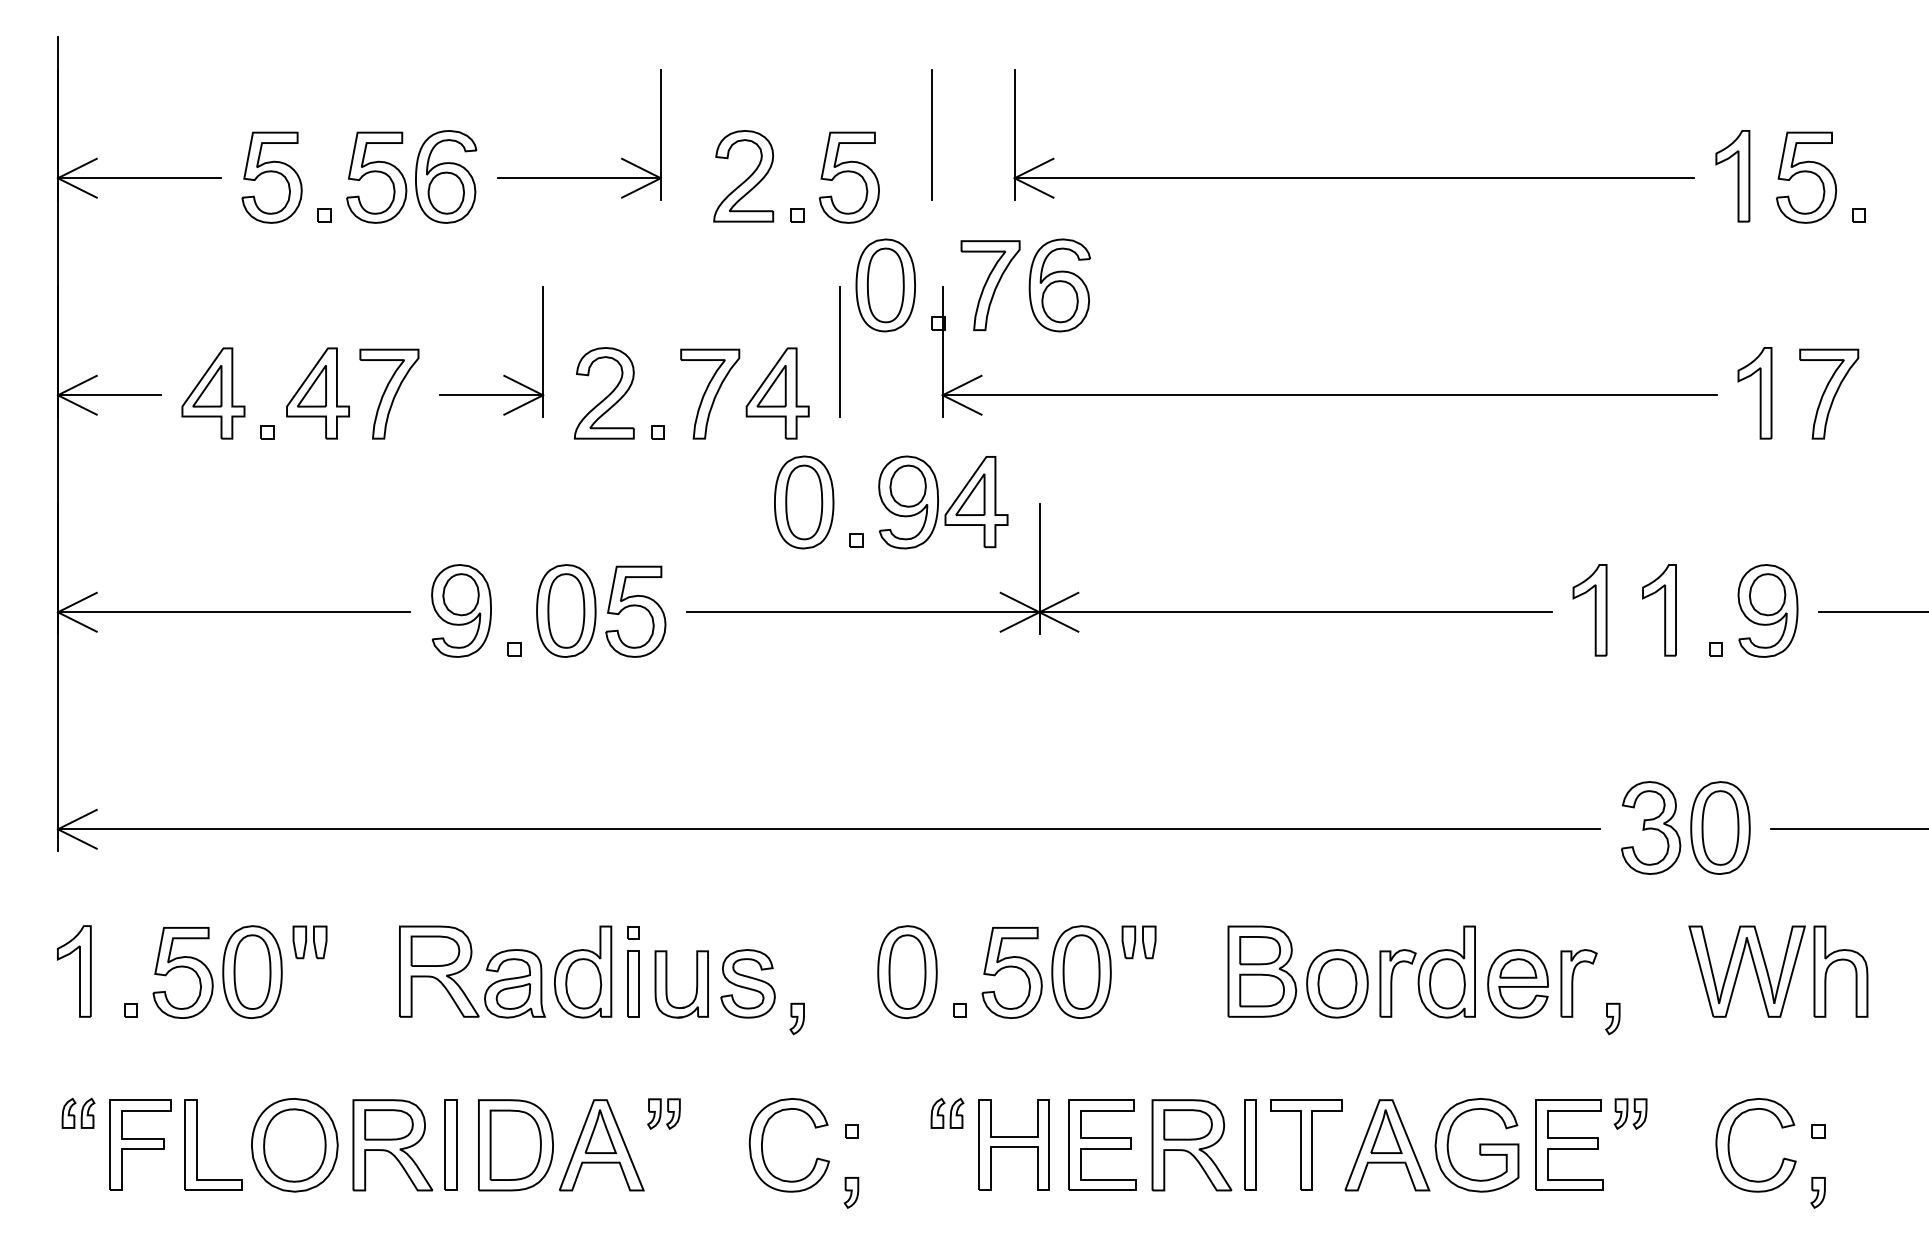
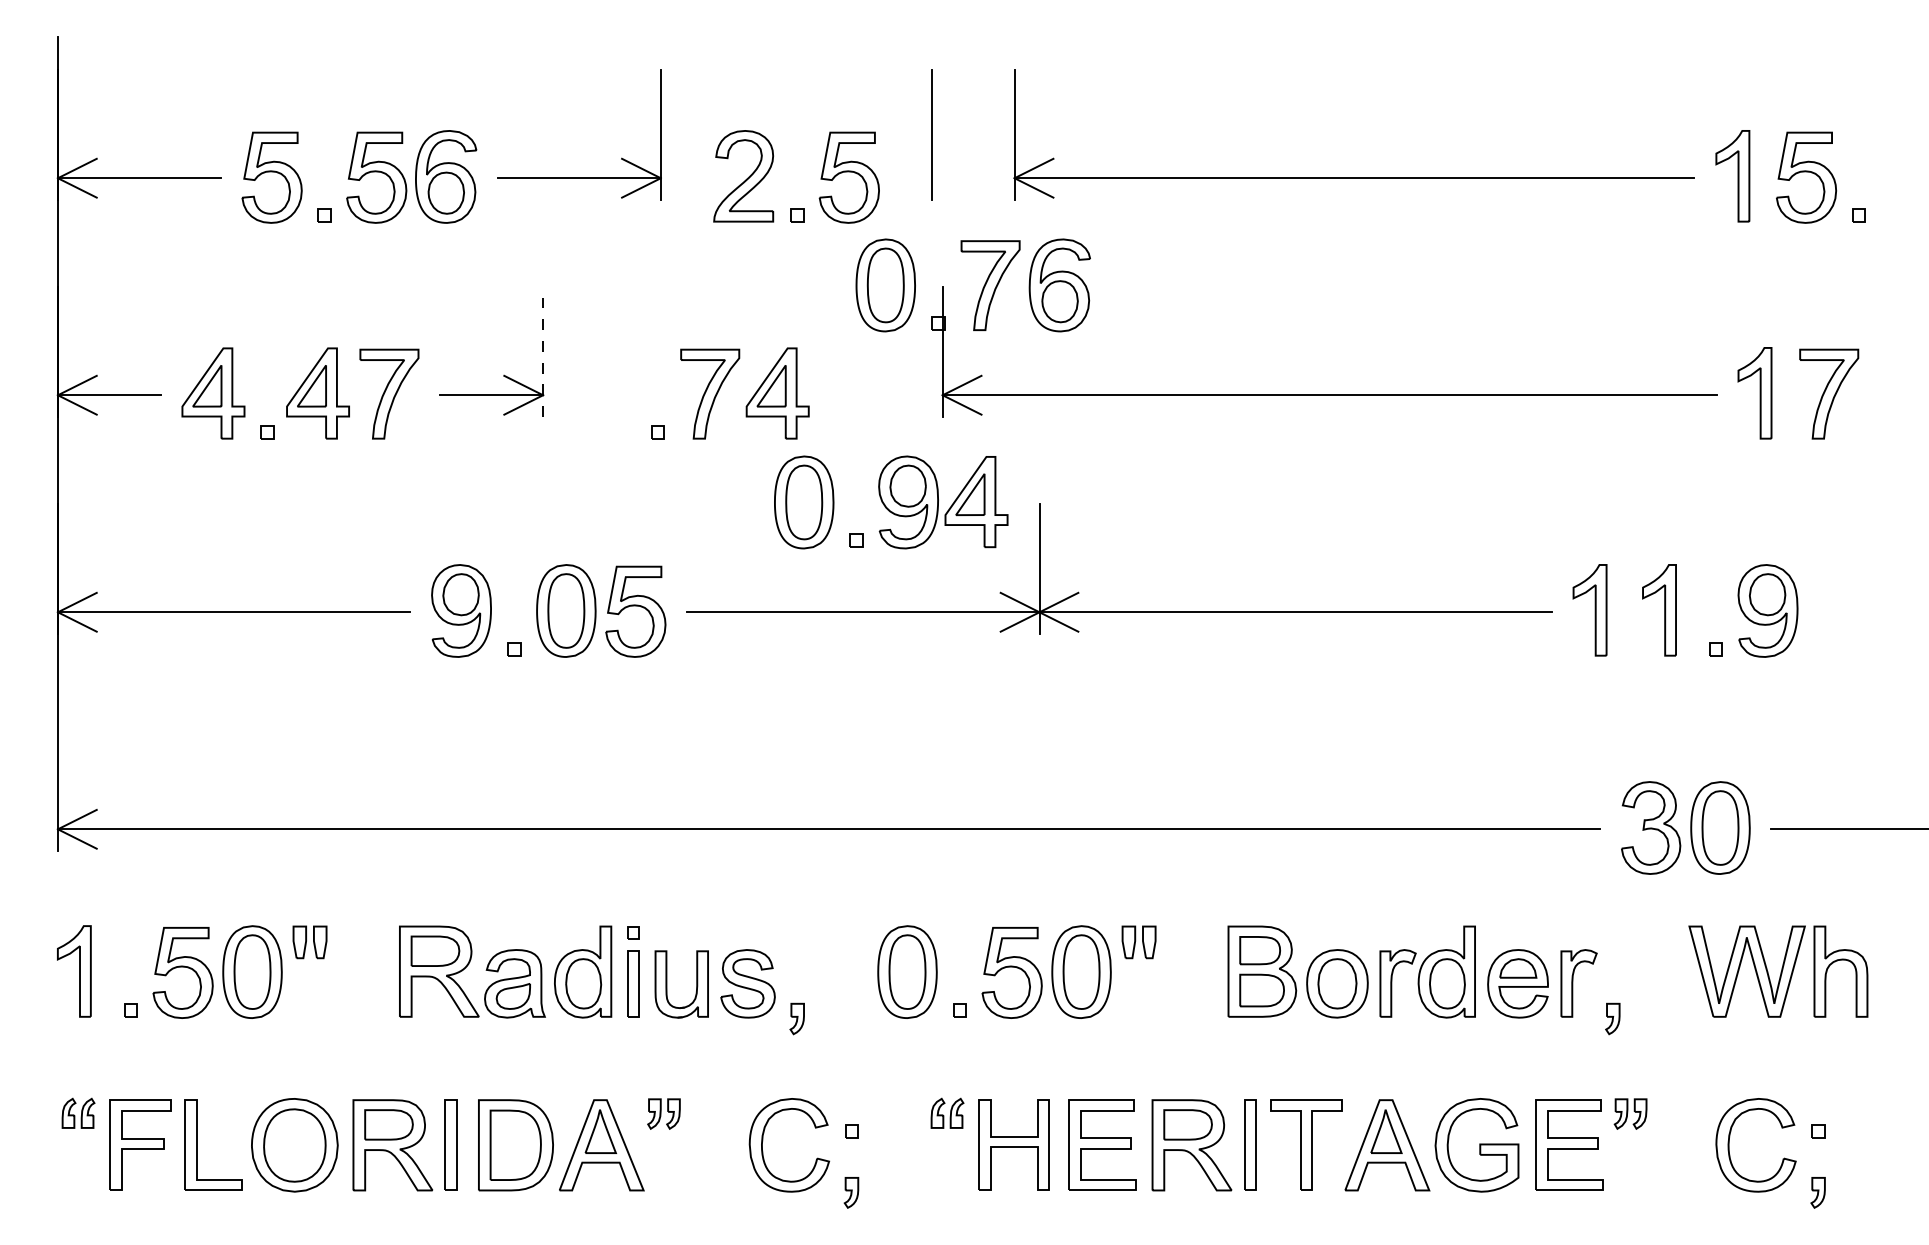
line: solid -> dashed (543, 351)
line: present -> none (839, 351)
part: present -> none (603, 393)
line: present -> none (1872, 612)
